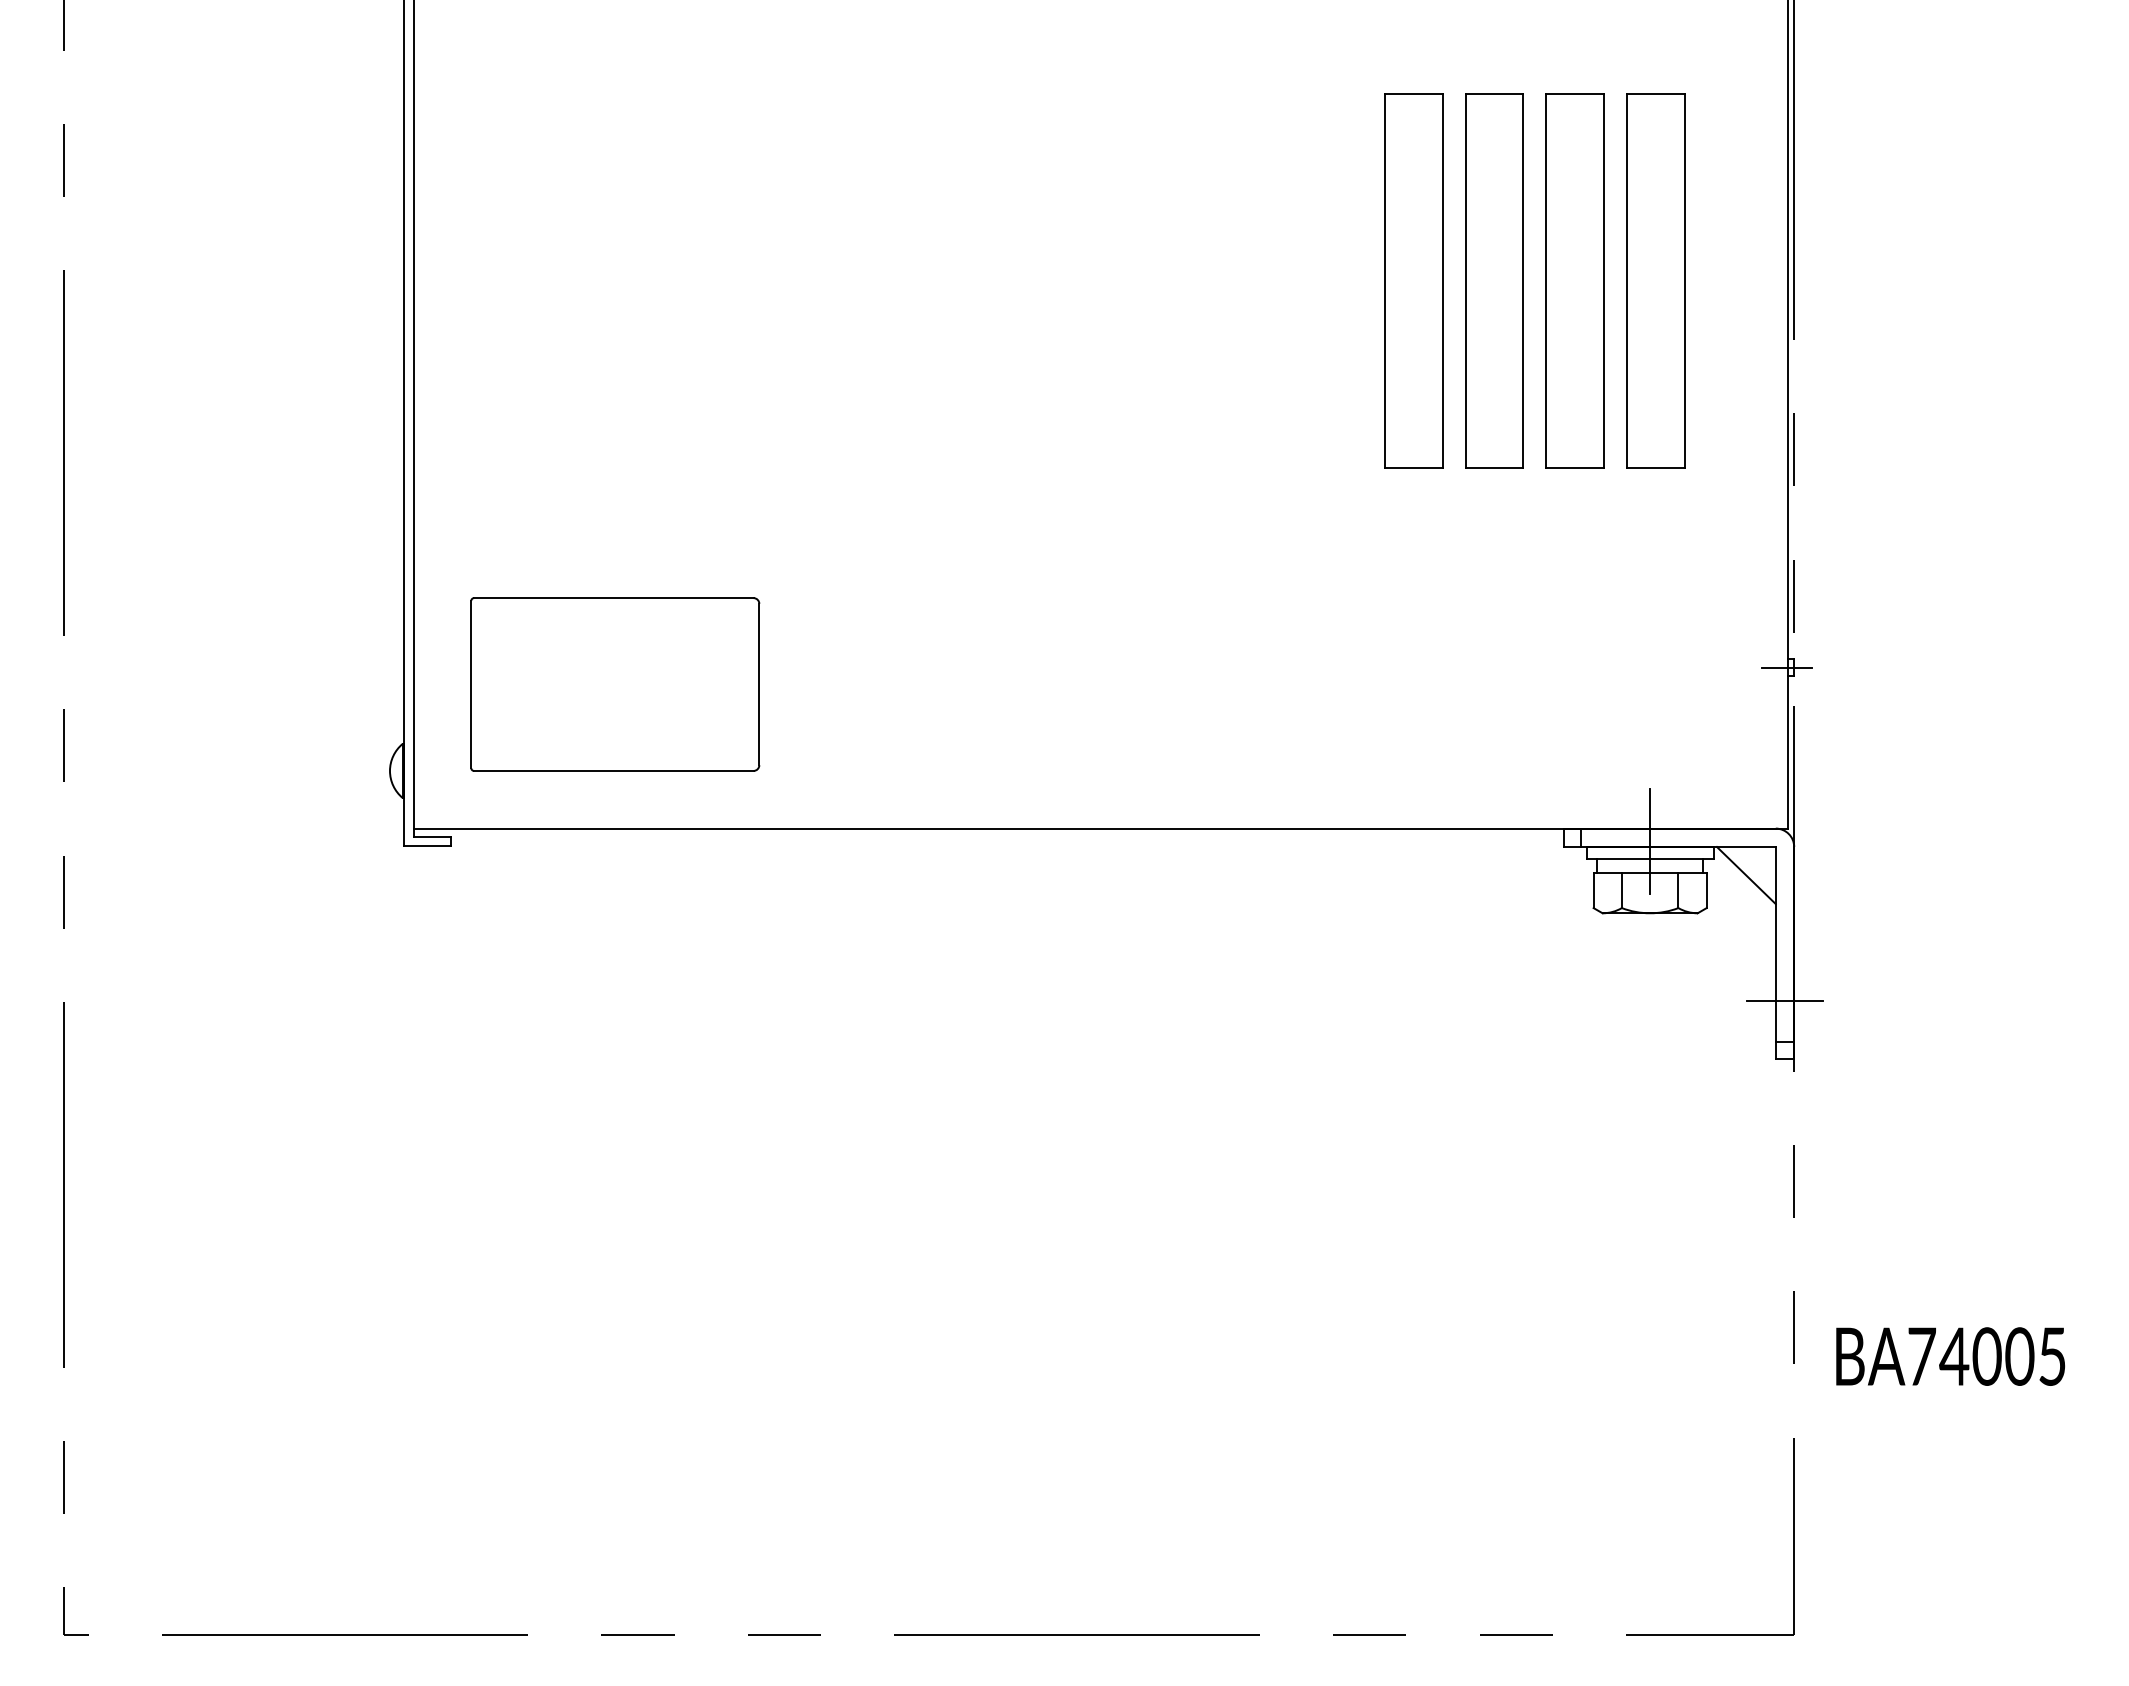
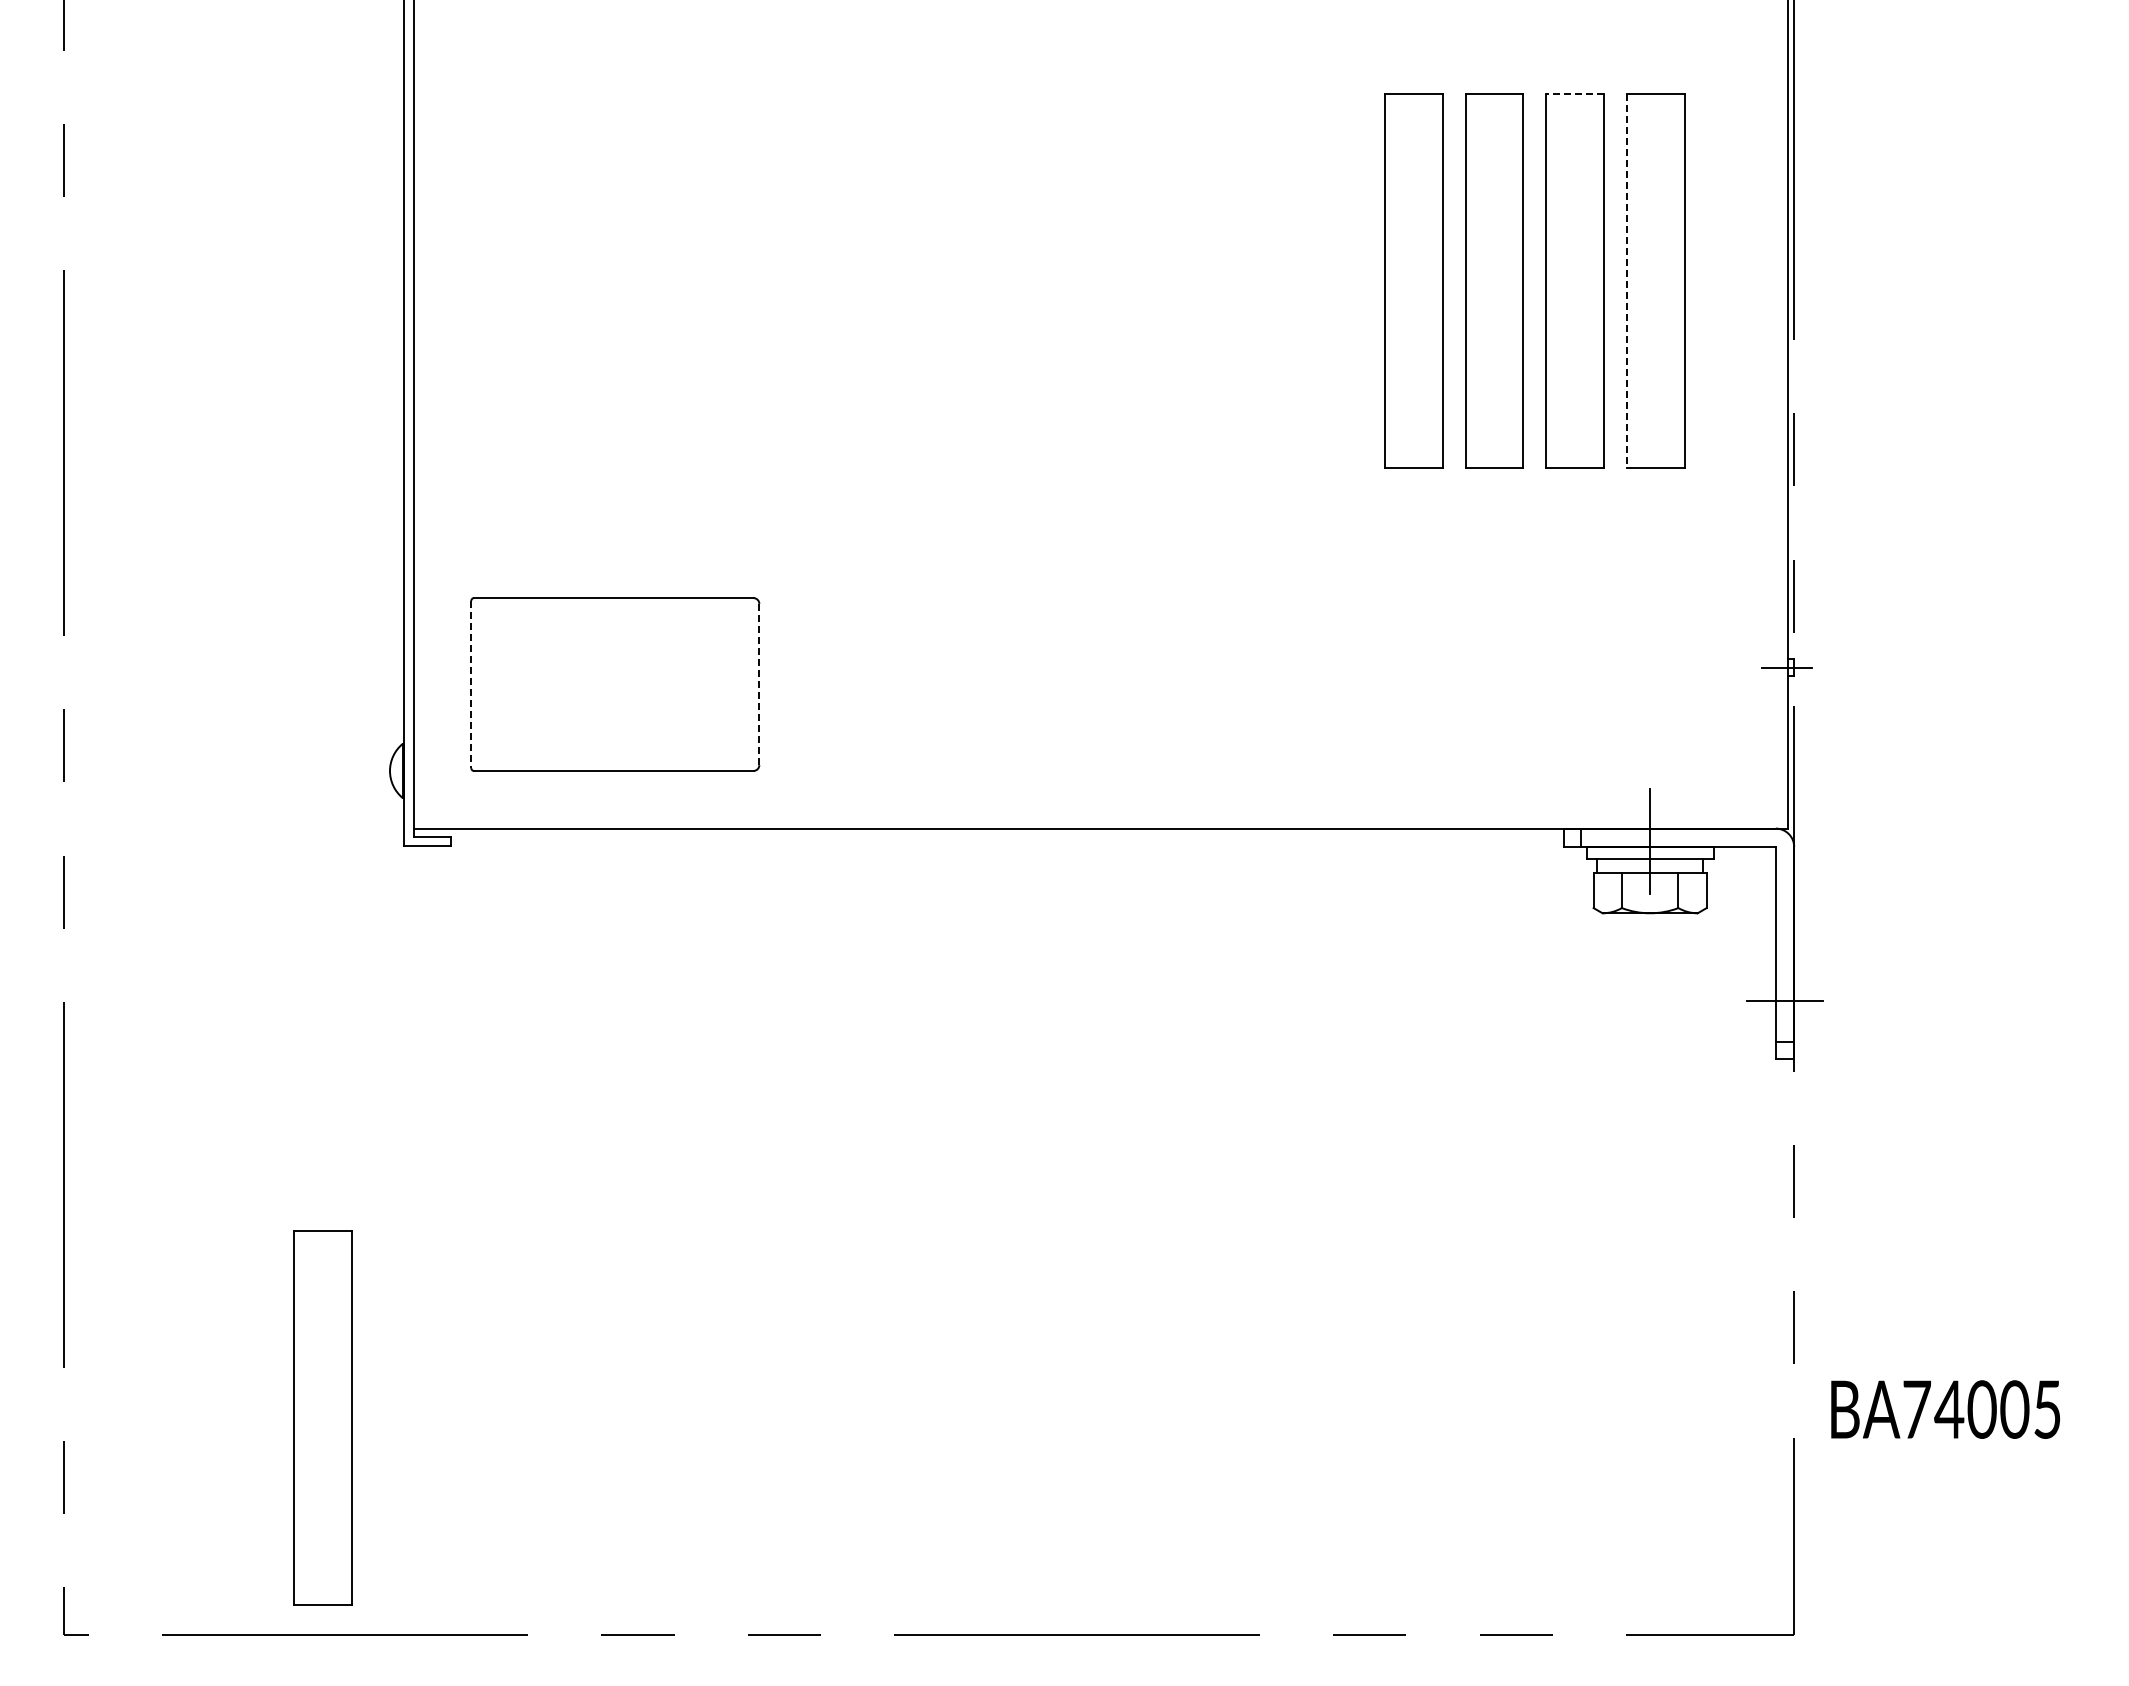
line: solid -> dashed (1575, 93)
line: solid -> dashed (1627, 281)
line: solid -> dashed (471, 684)
line: solid -> dashed (759, 684)
line: present -> none (1745, 875)
text position: (1950, 1356) -> (1945, 1409) (1945, 1409)
part: none -> present (322, 1417)
